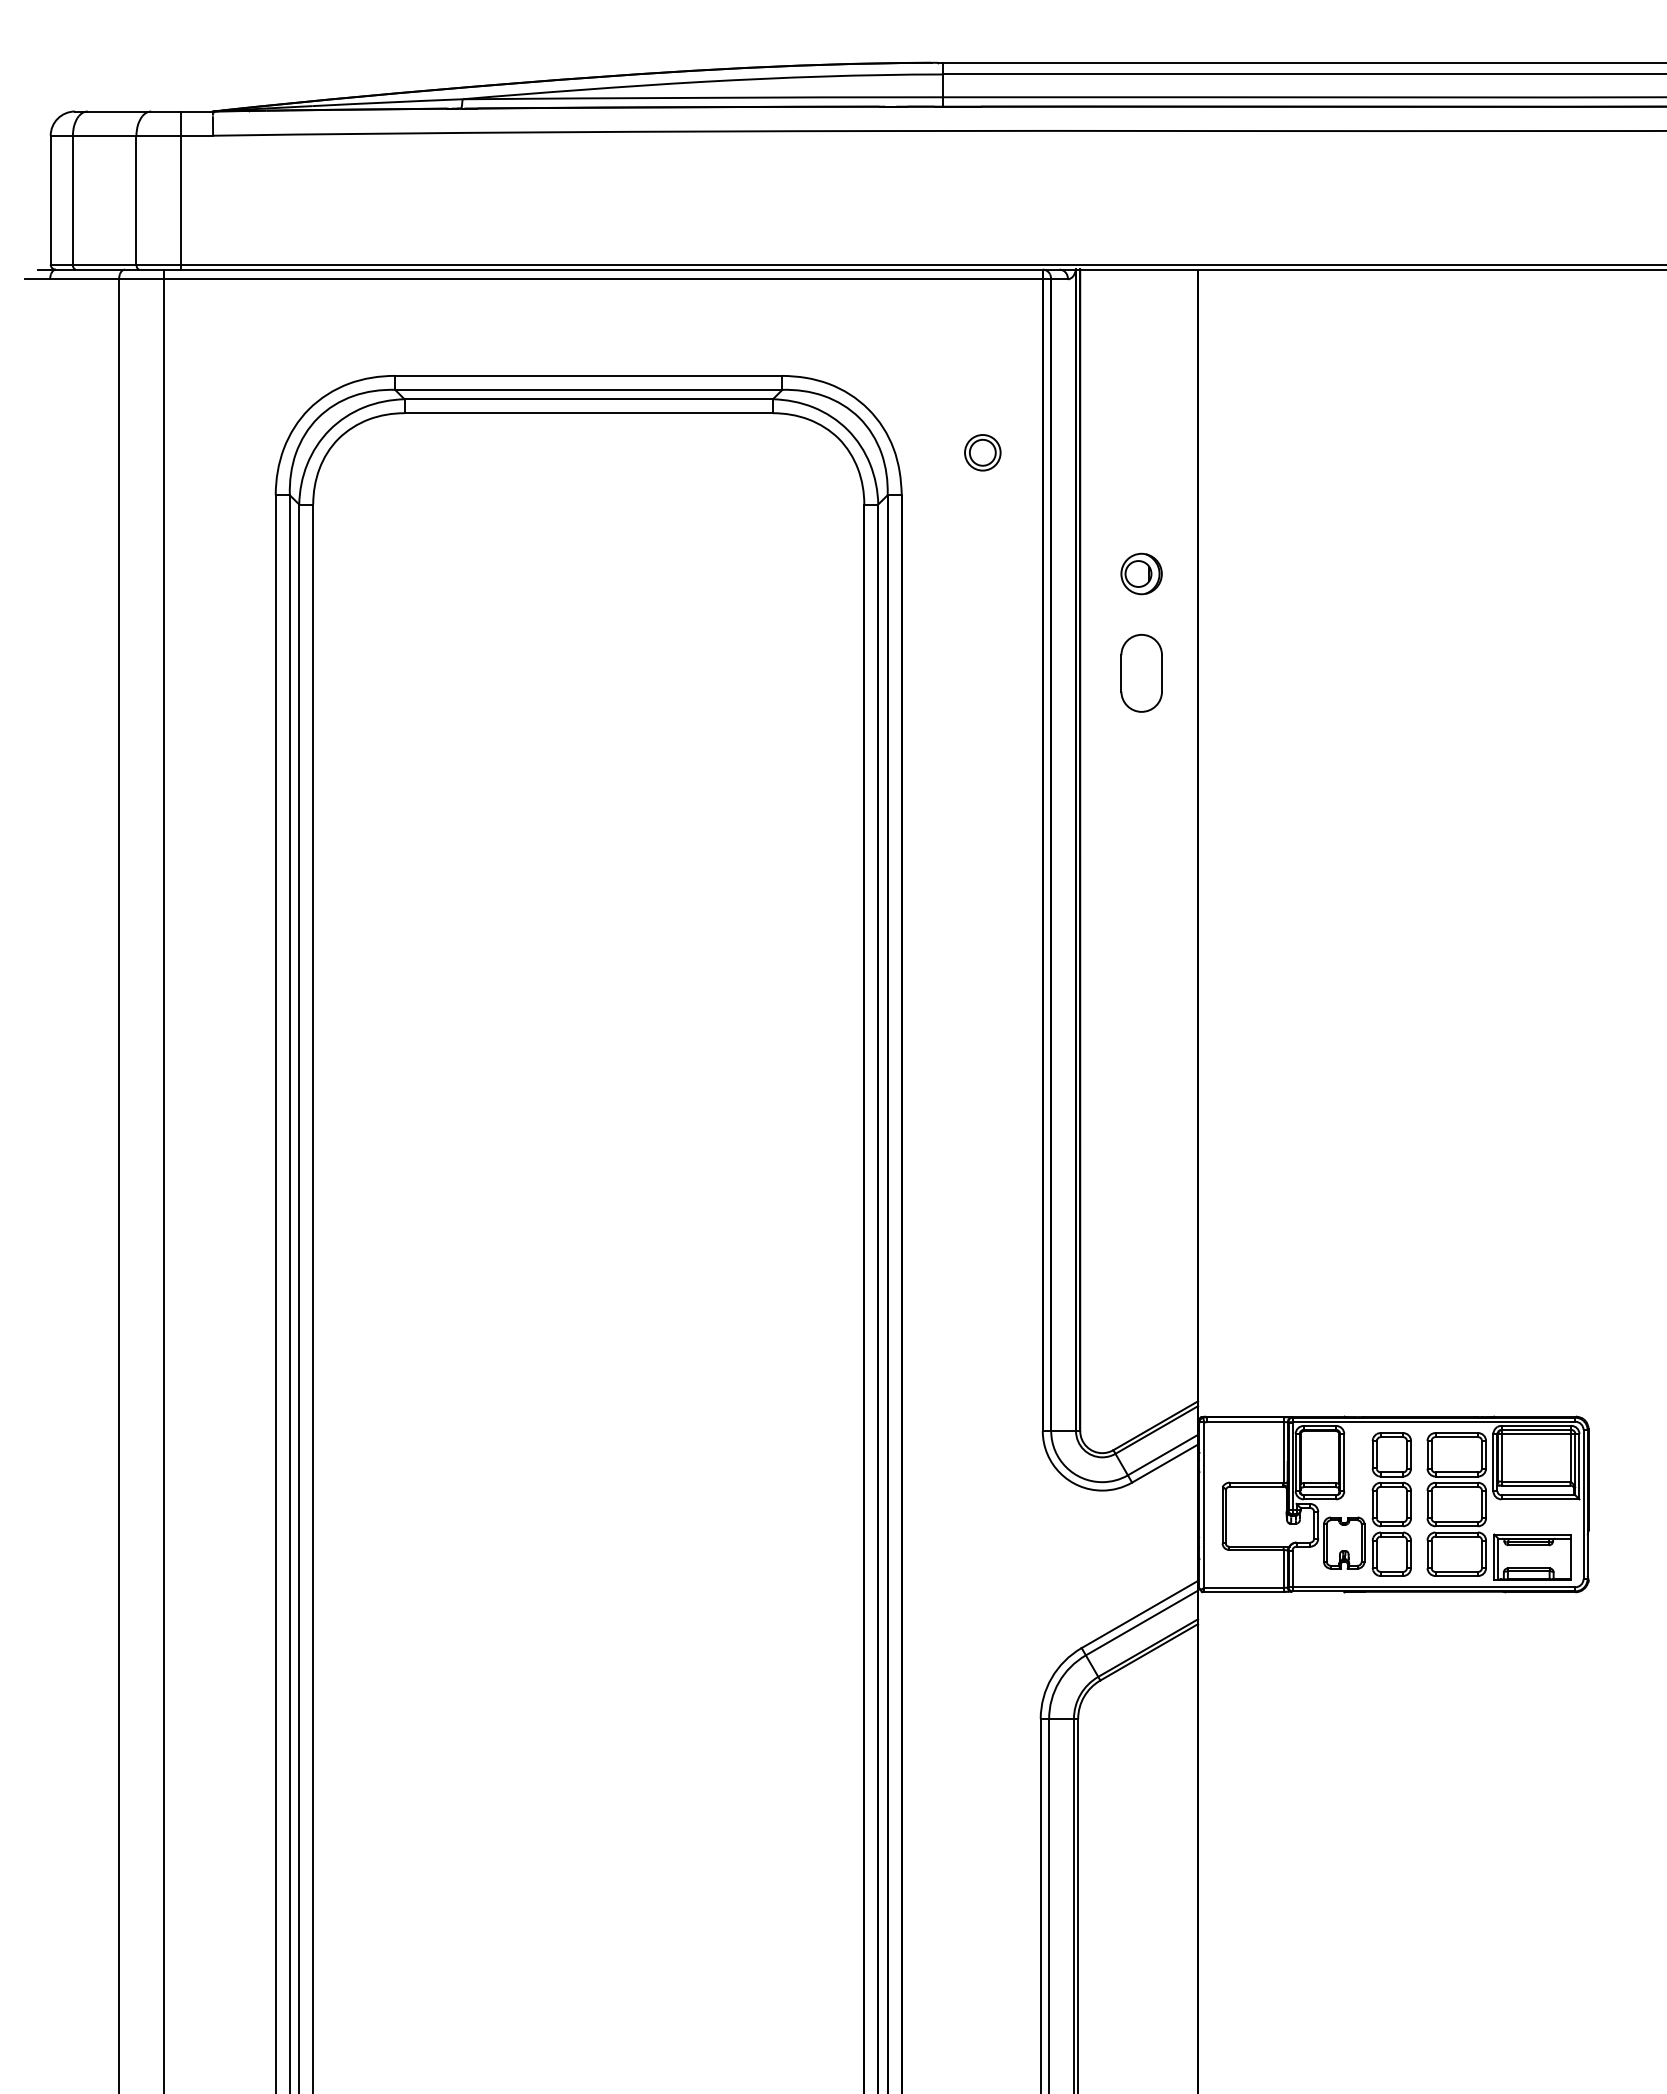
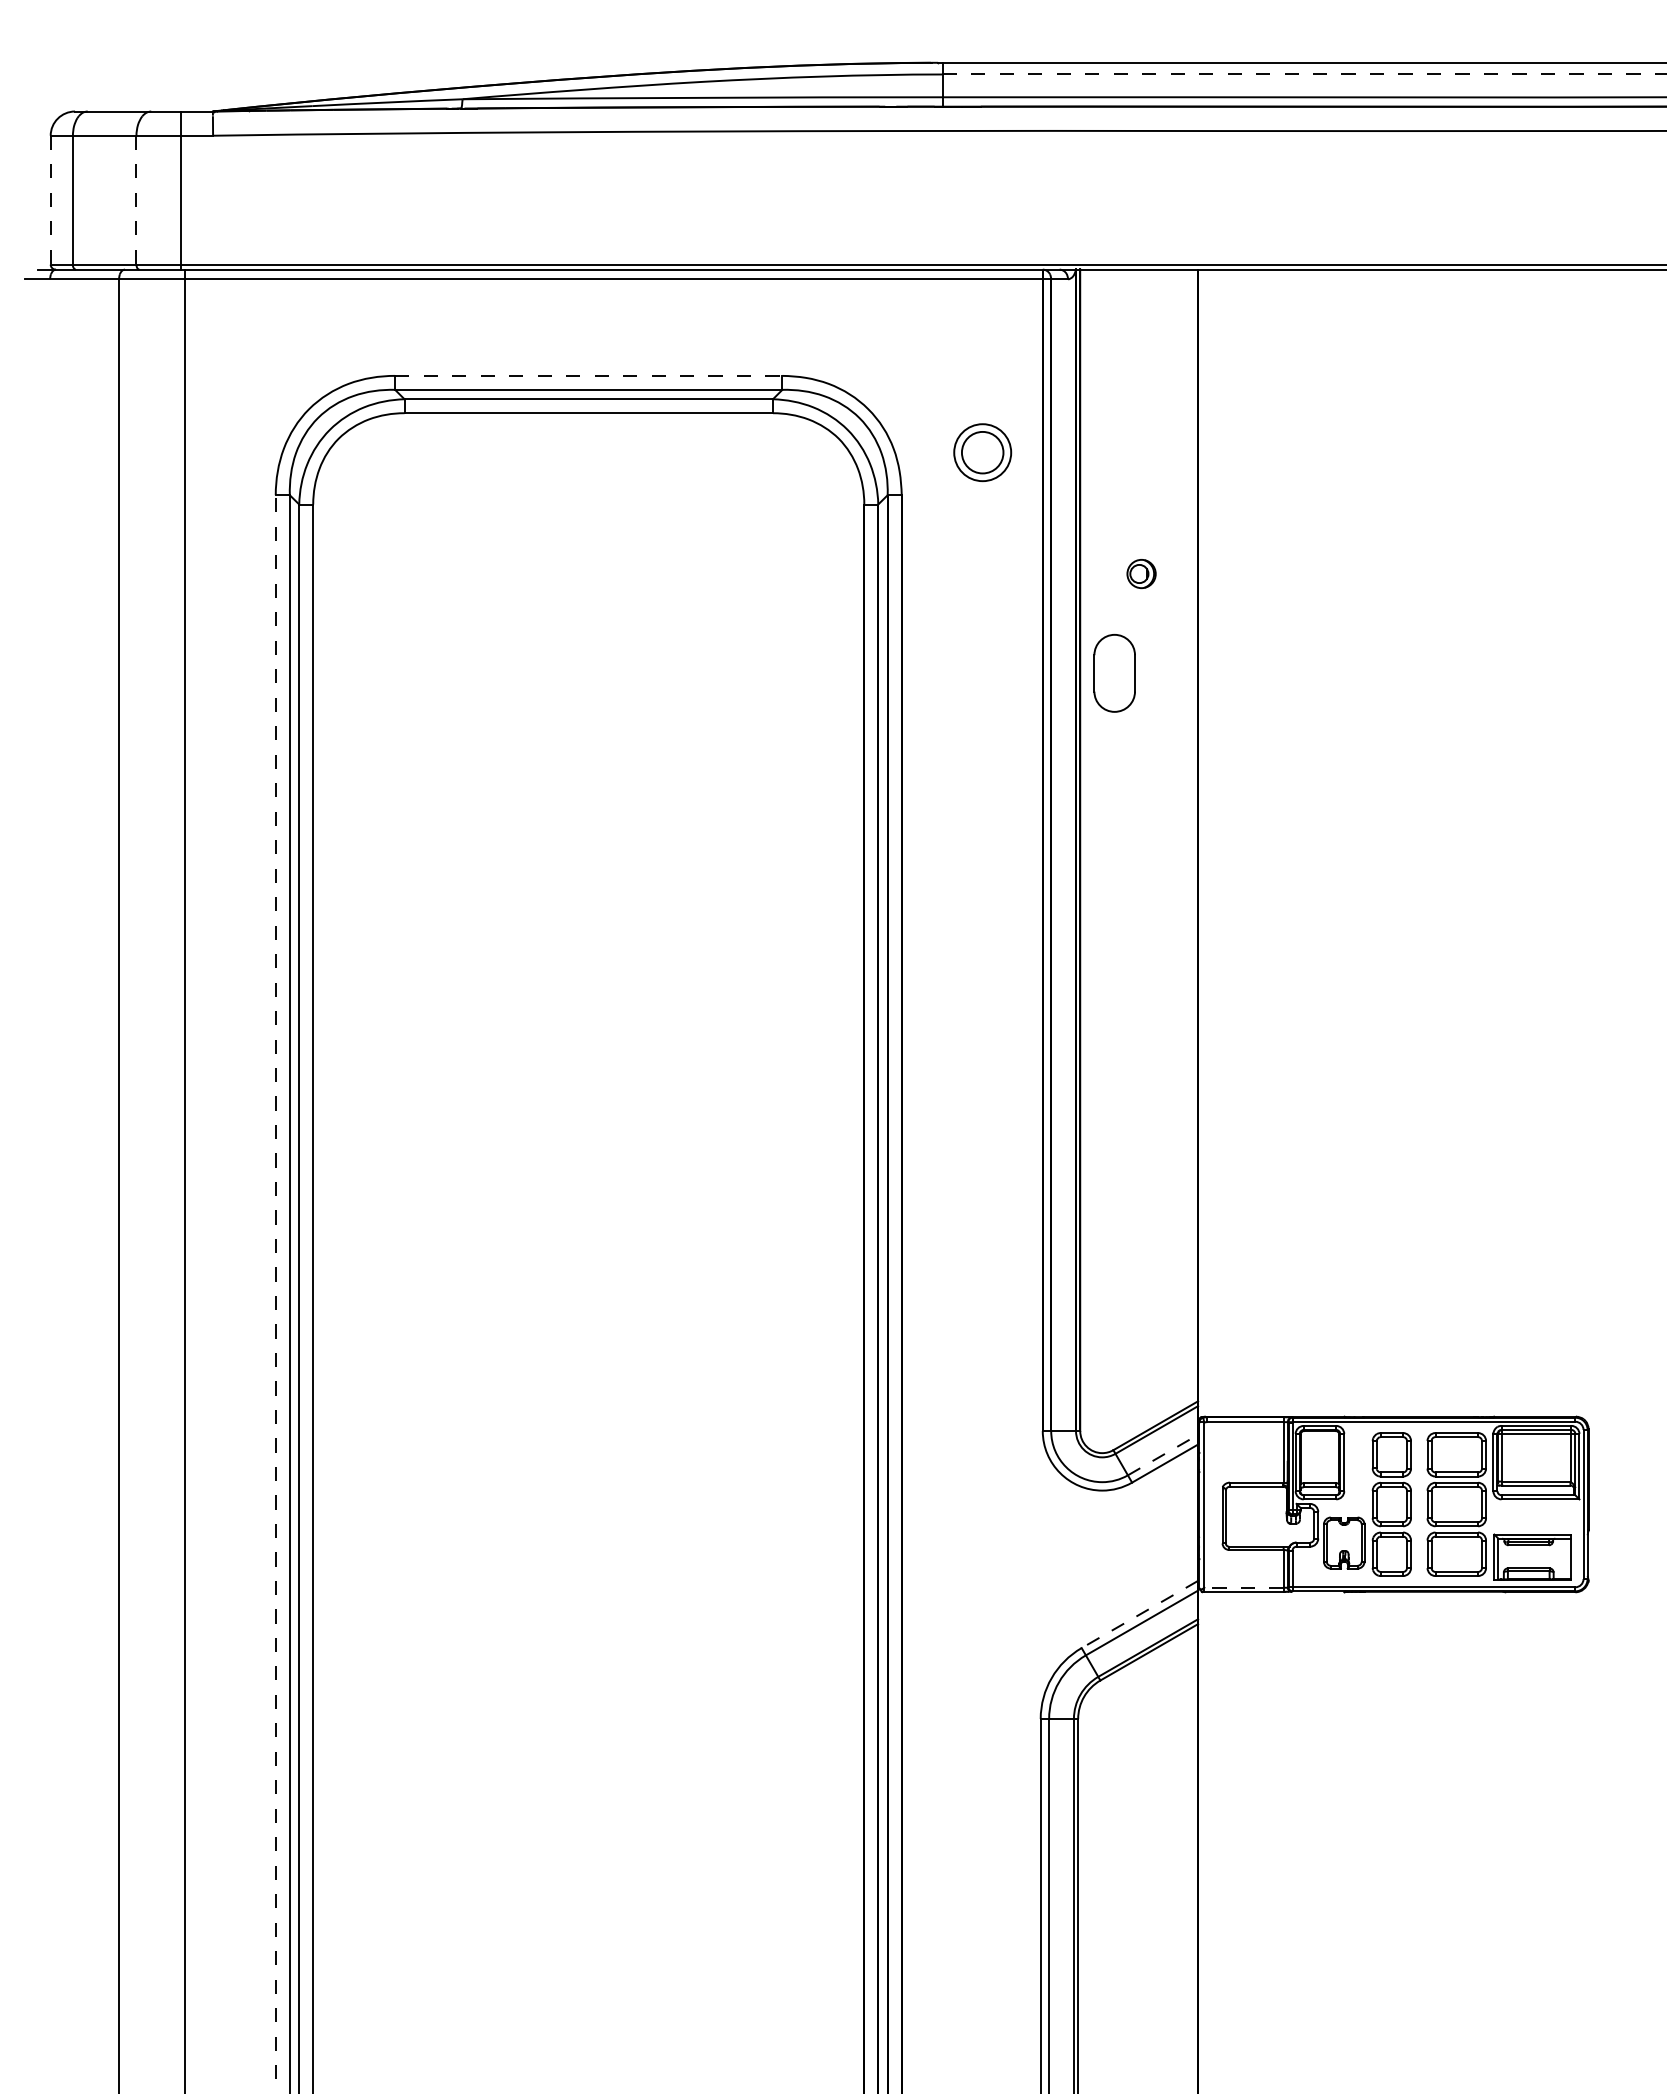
line: solid -> dashed (1304, 74)
line: solid -> dashed (50, 200)
line: solid -> dashed (136, 200)
line: solid -> dashed (588, 375)
part size: 38x38 px -> 60x60 px (982, 452)
part size: 43x44 px -> 31x31 px (1141, 574)
part position: (1141, 673) -> (1114, 673) (1114, 673)
line position: (163, 1179) -> (184, 1179) (184, 1179)
line: solid -> dashed (275, 1294)
line: solid -> dashed (1163, 1455)
line: solid -> dashed (1244, 1587)
line: solid -> dashed (1139, 1614)
